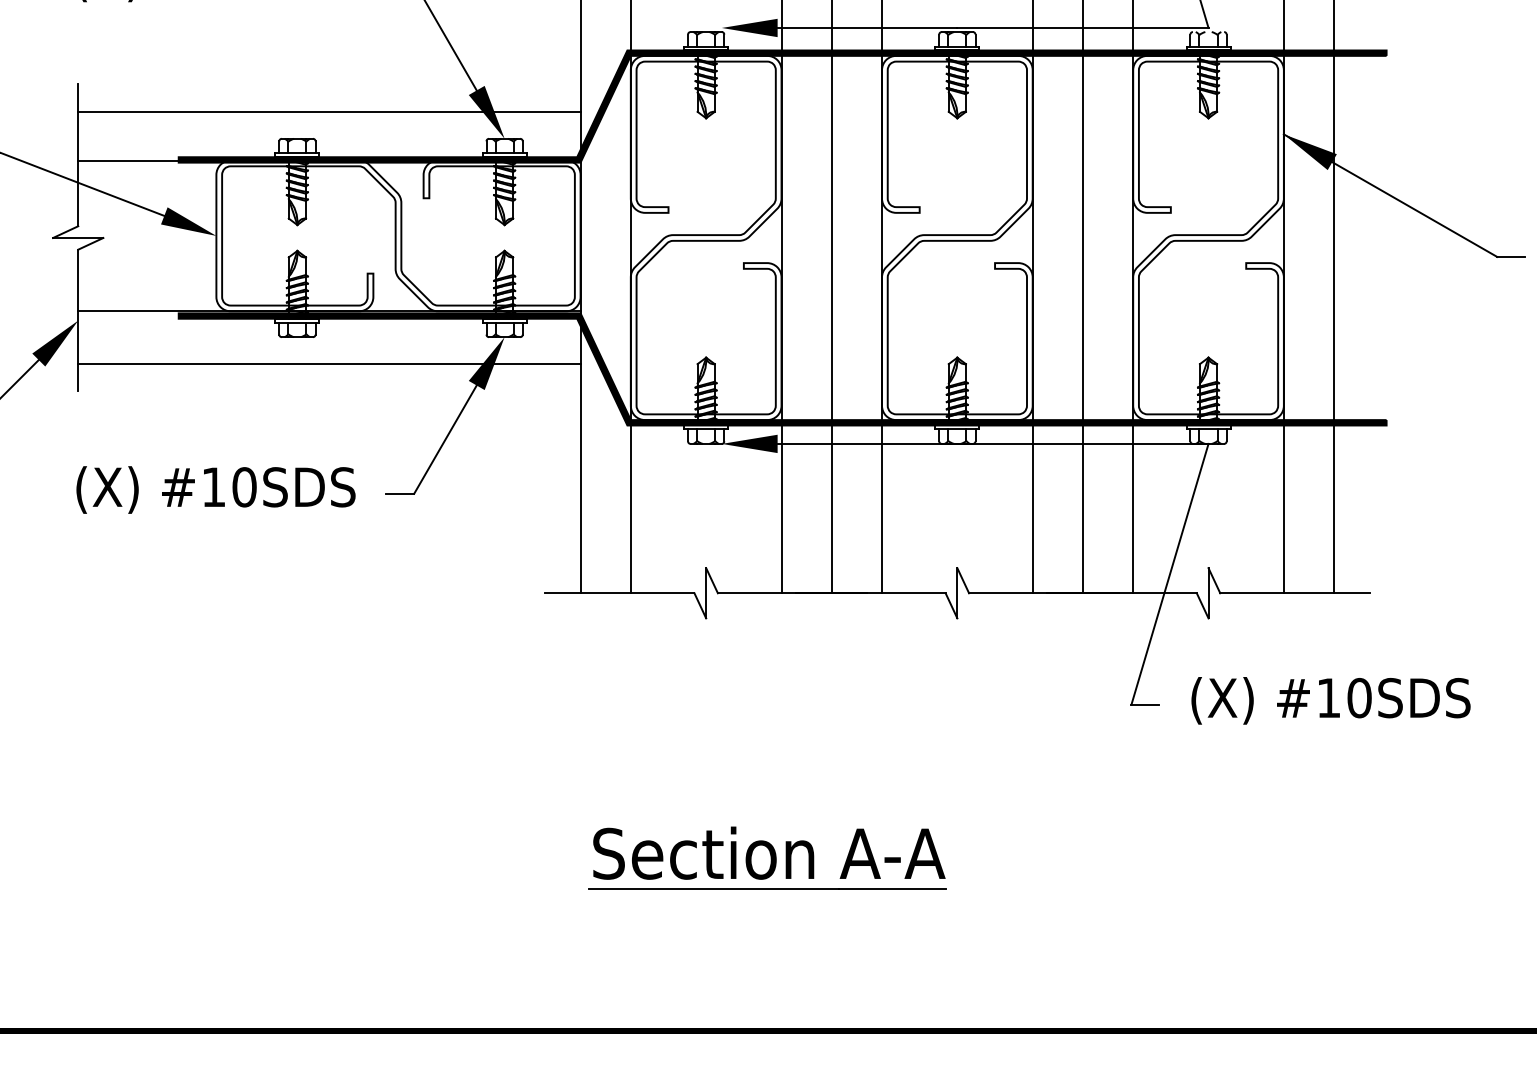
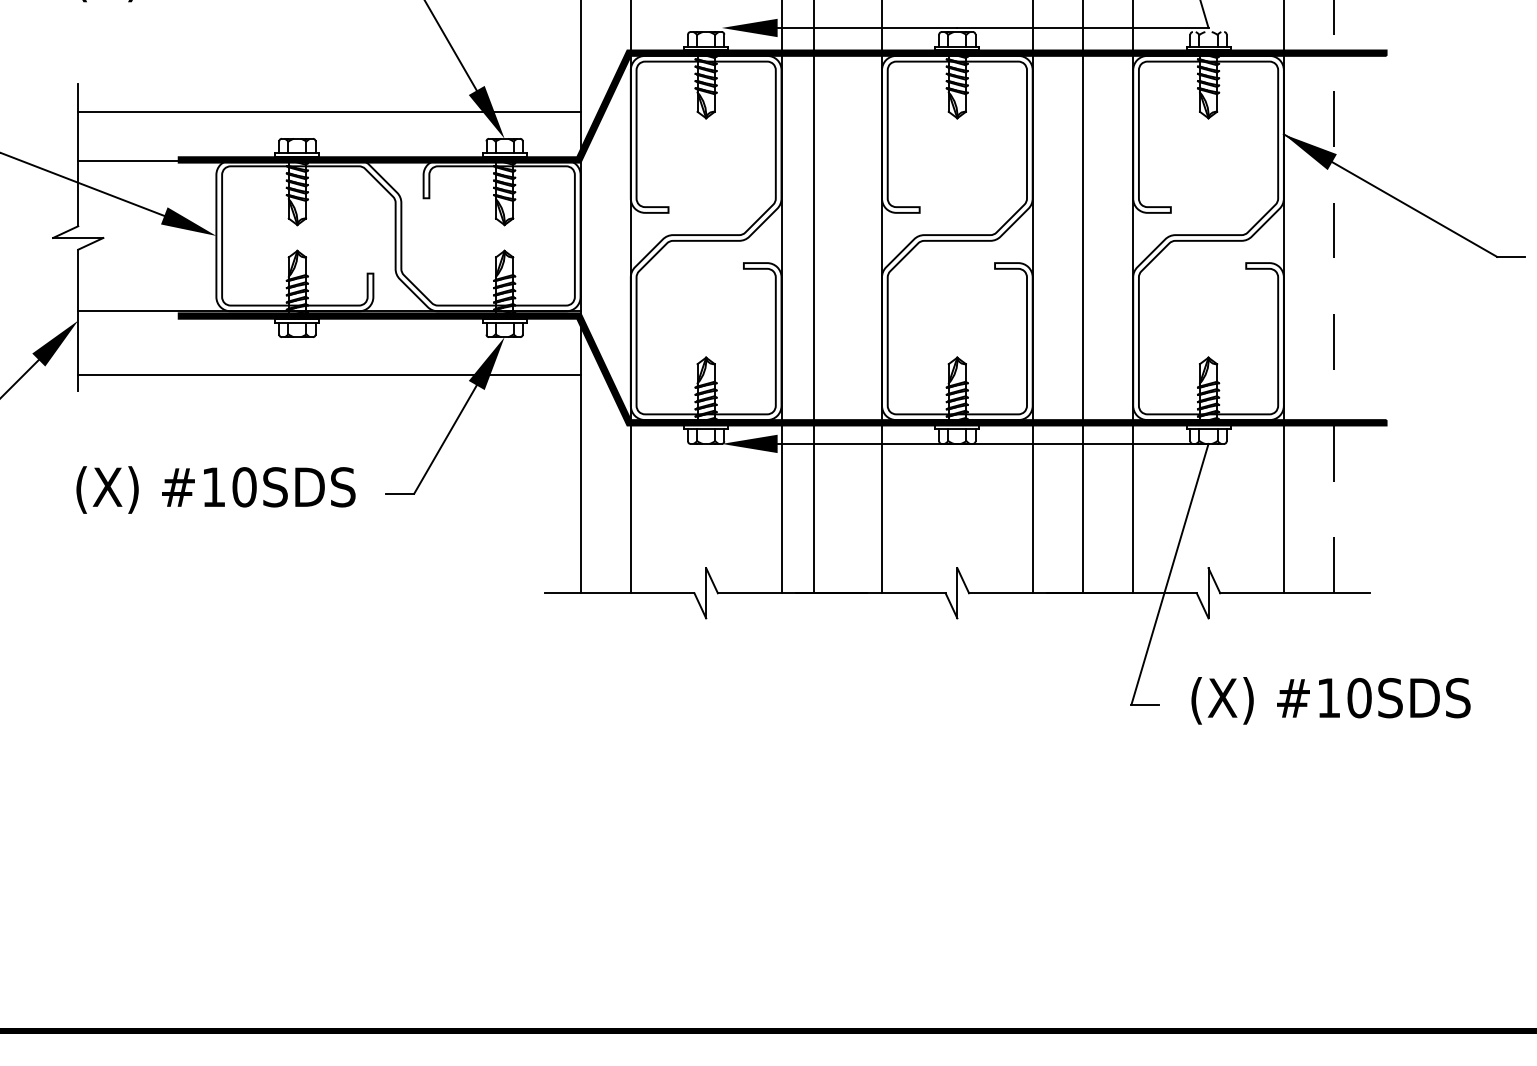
line: solid -> dashed (1334, 296)
line position: (831, 297) -> (813, 297) (813, 297)
line position: (329, 363) -> (329, 374) (329, 374)
part: present -> none (767, 857)
